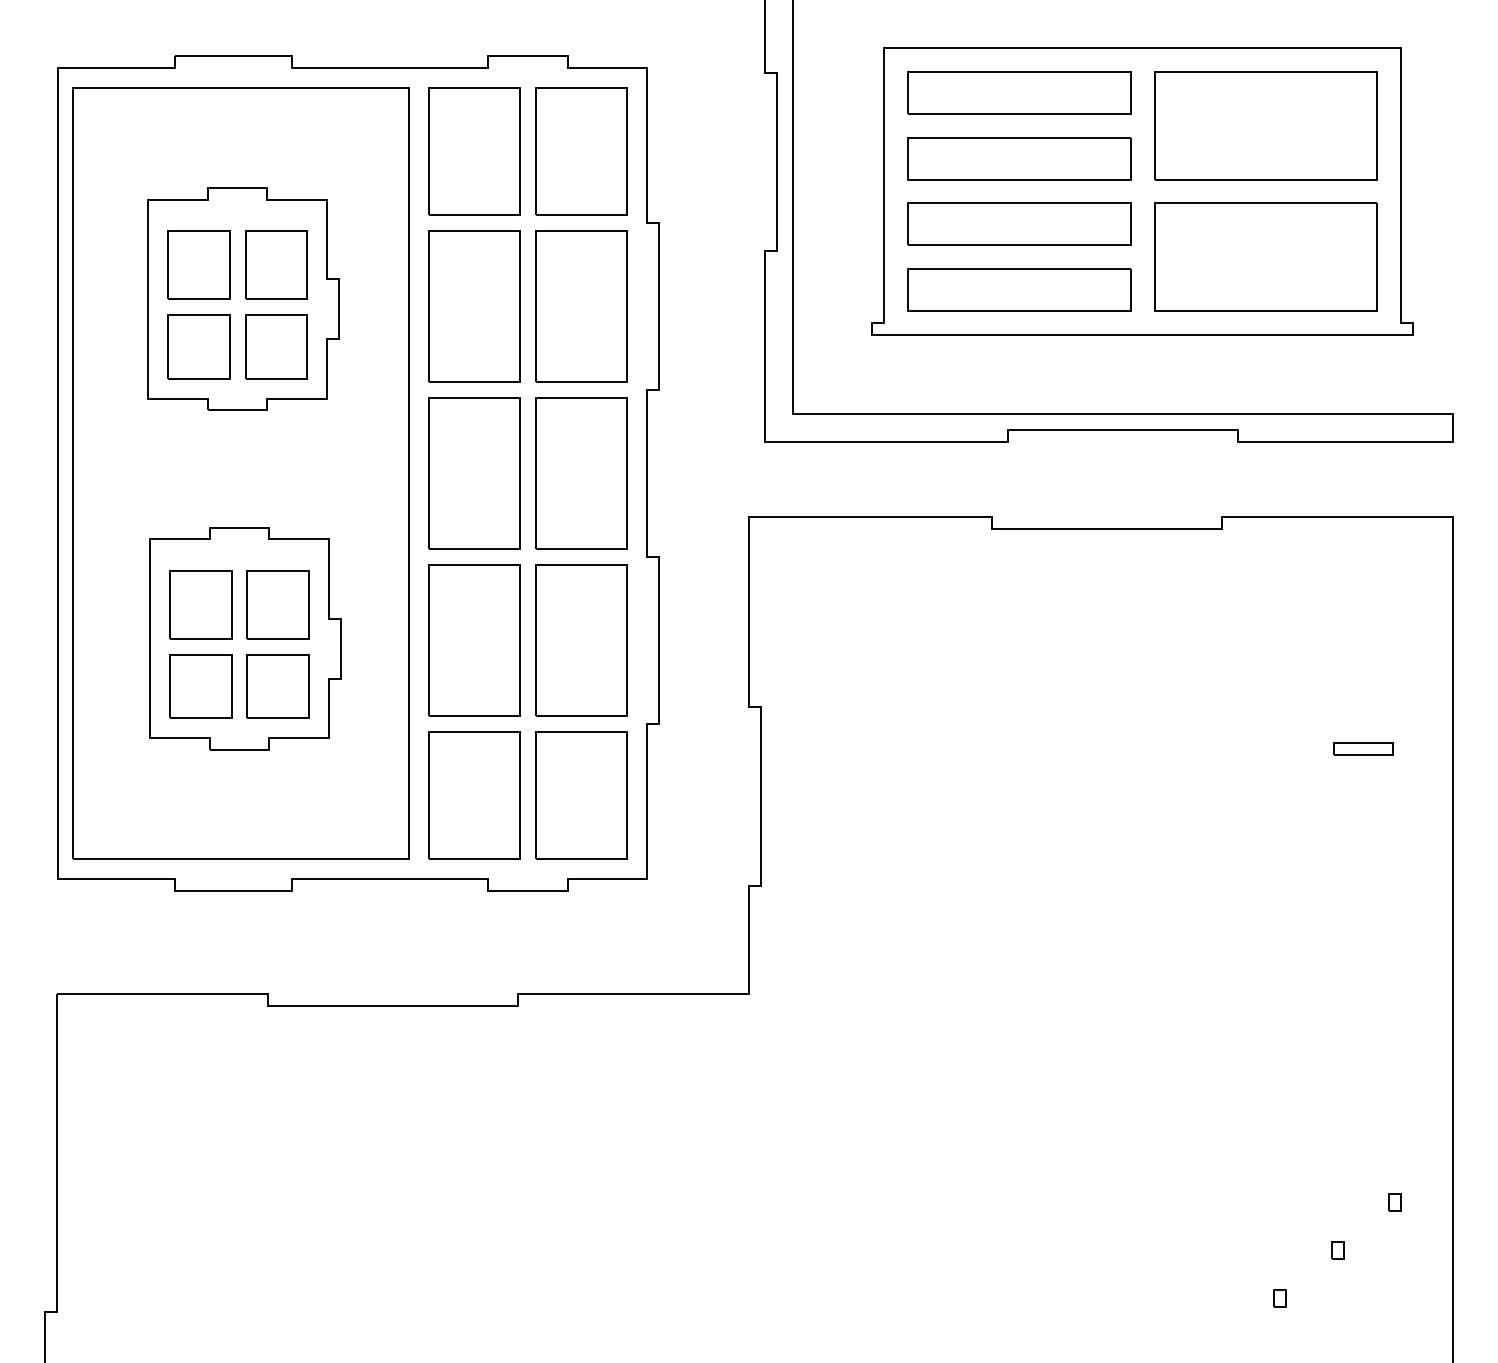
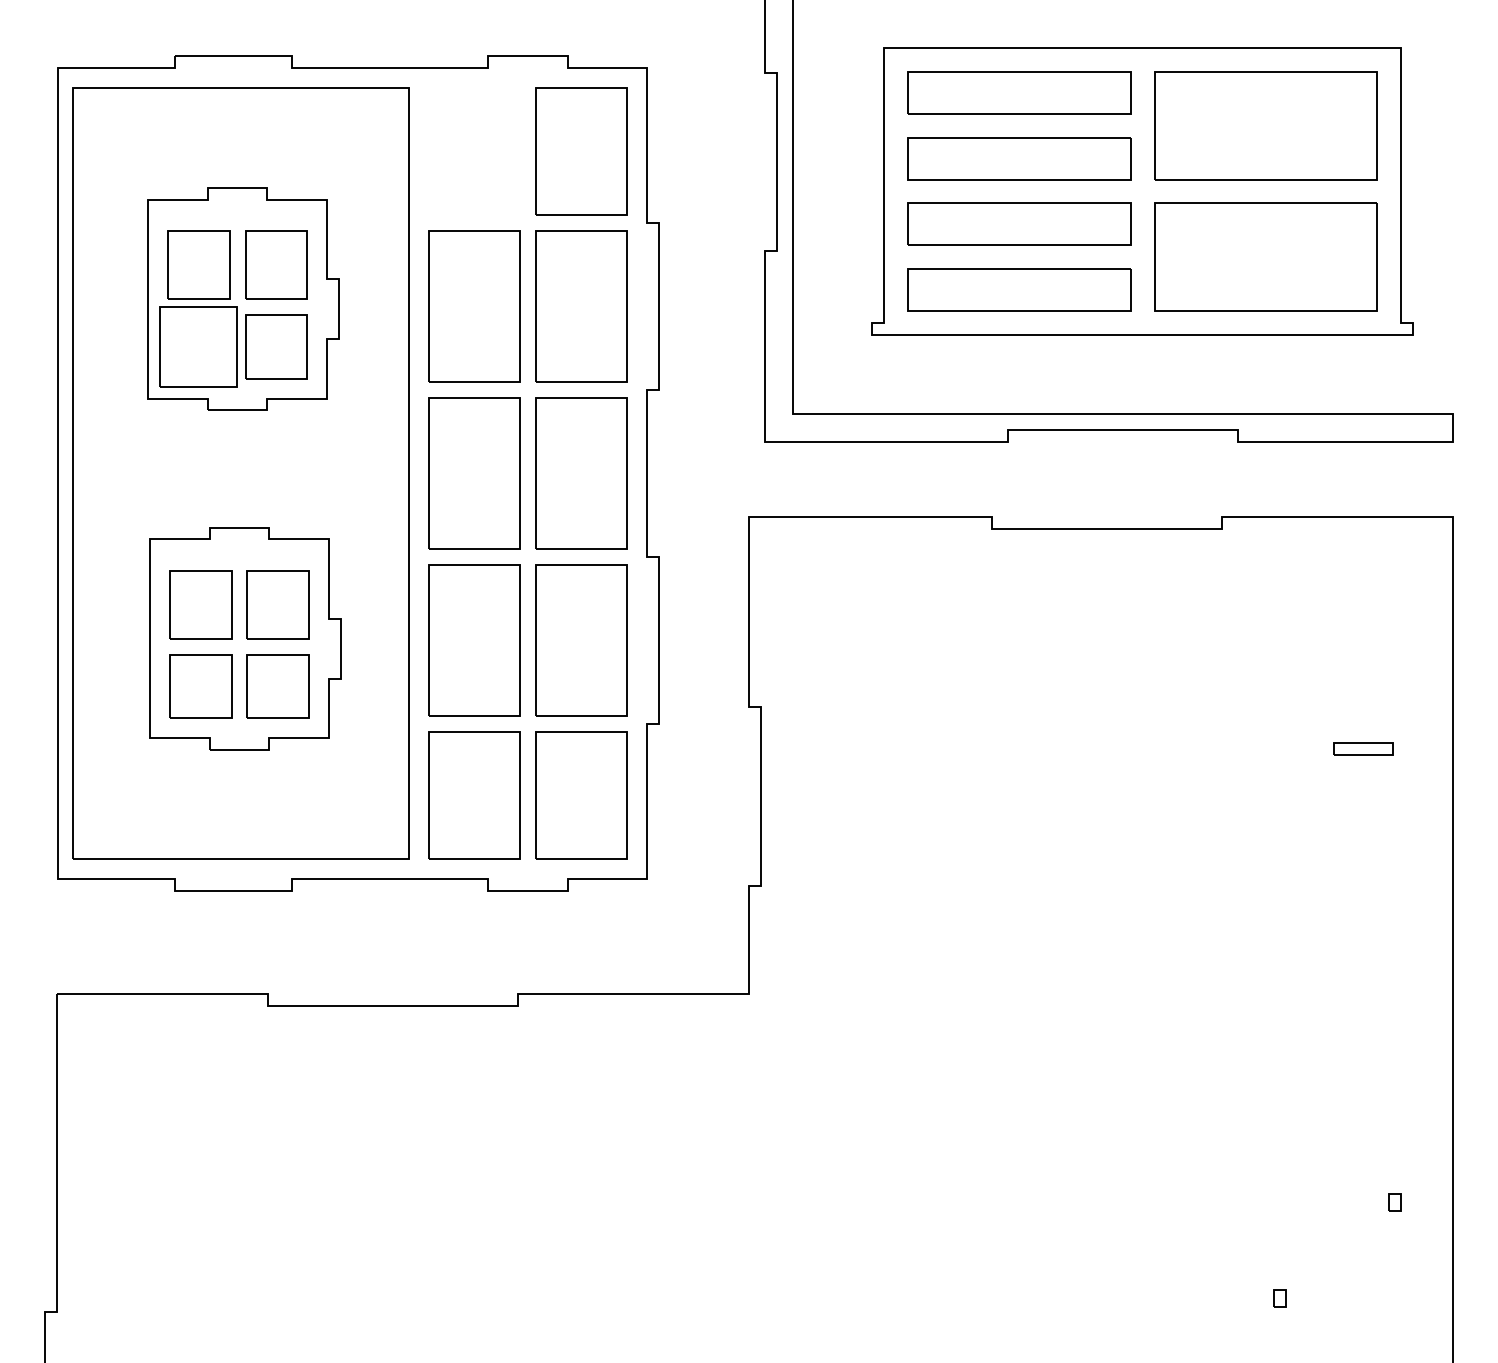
part: present -> none (474, 151)
part size: 64x66 px -> 79x82 px (198, 346)
part: present -> none (1337, 1250)
